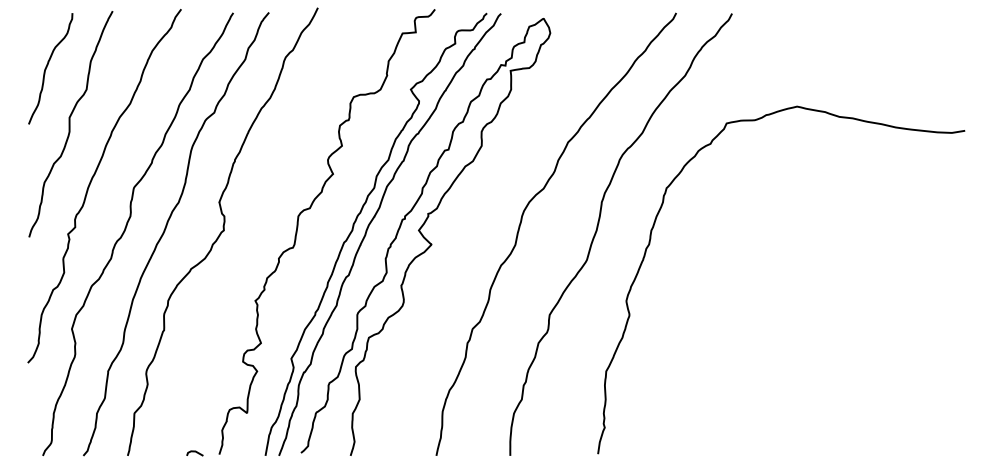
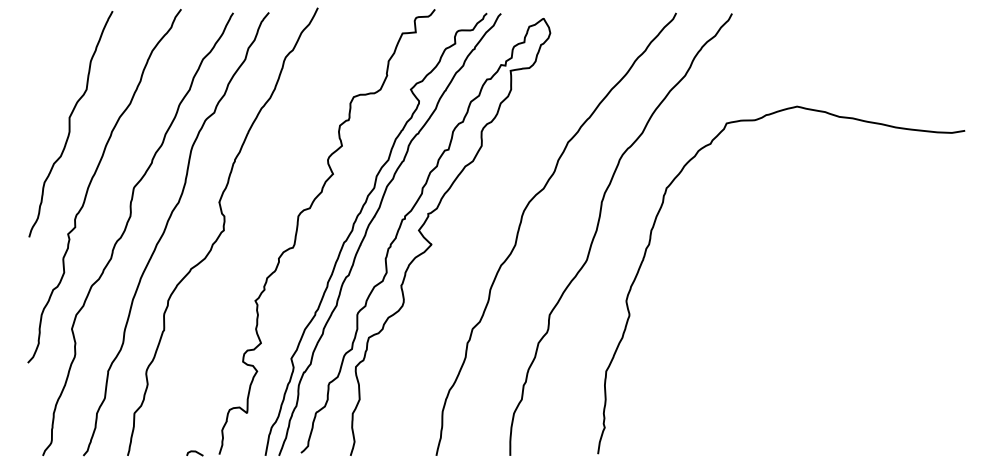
curve: present -> none (47, 67)
